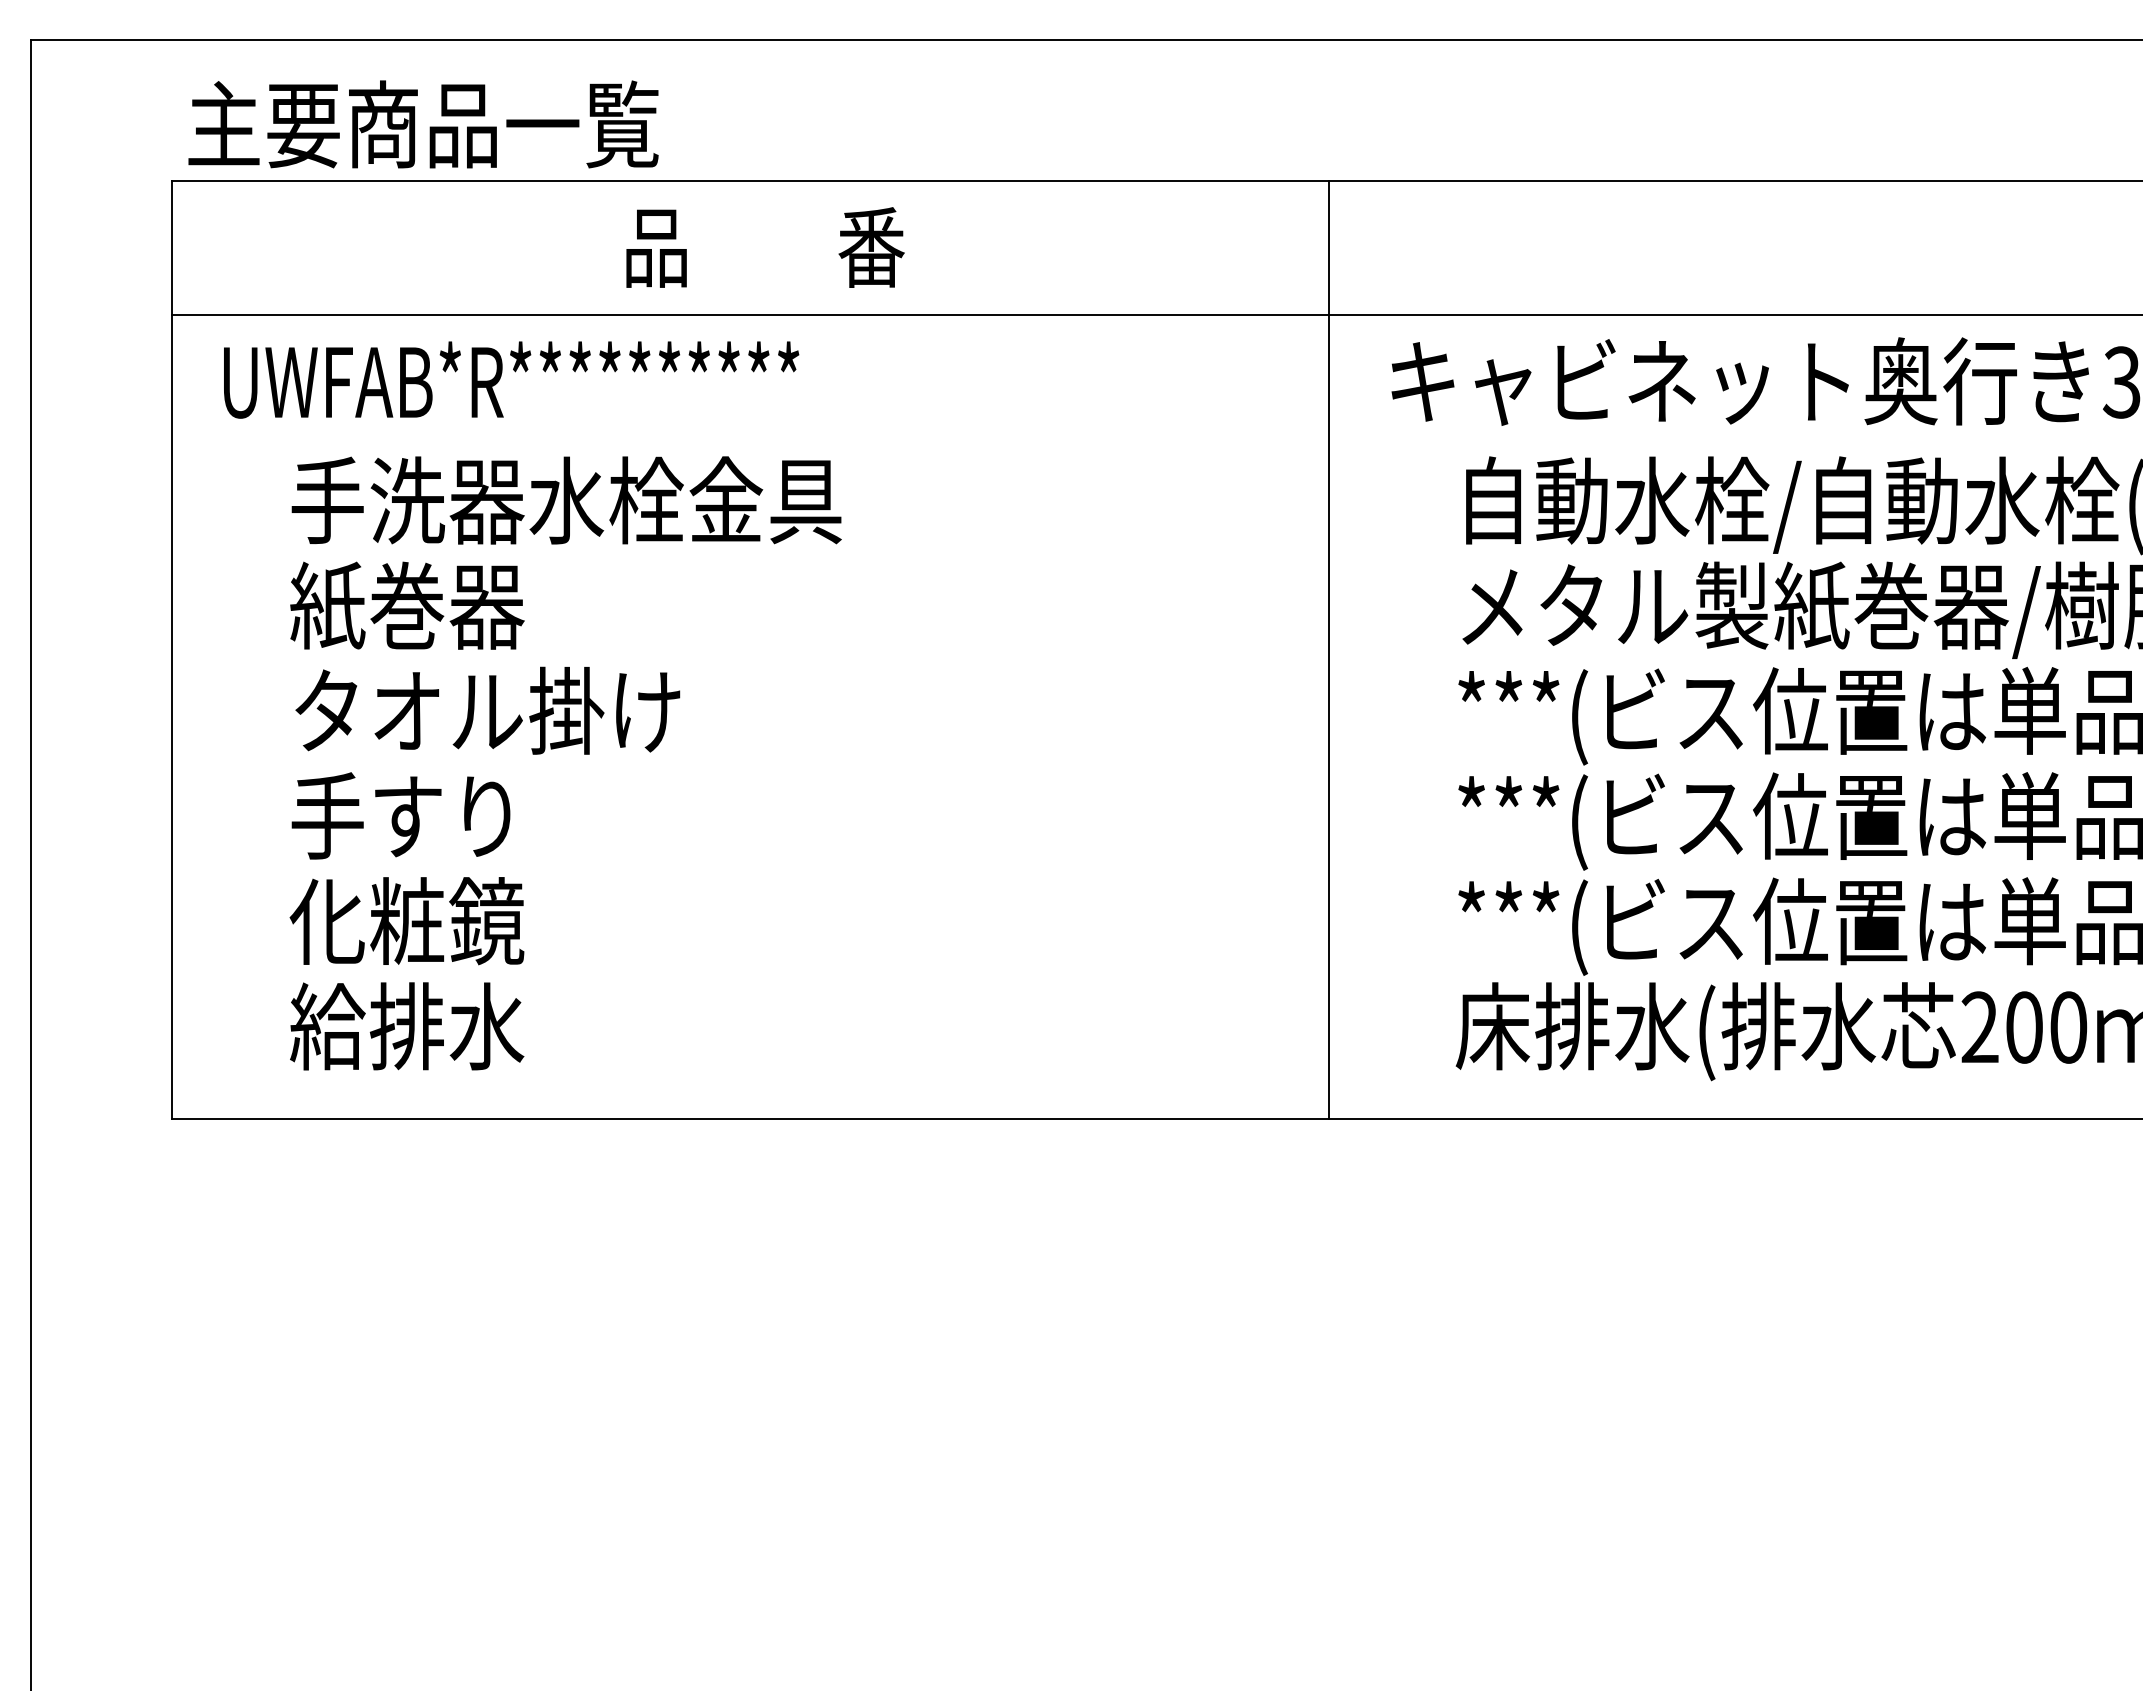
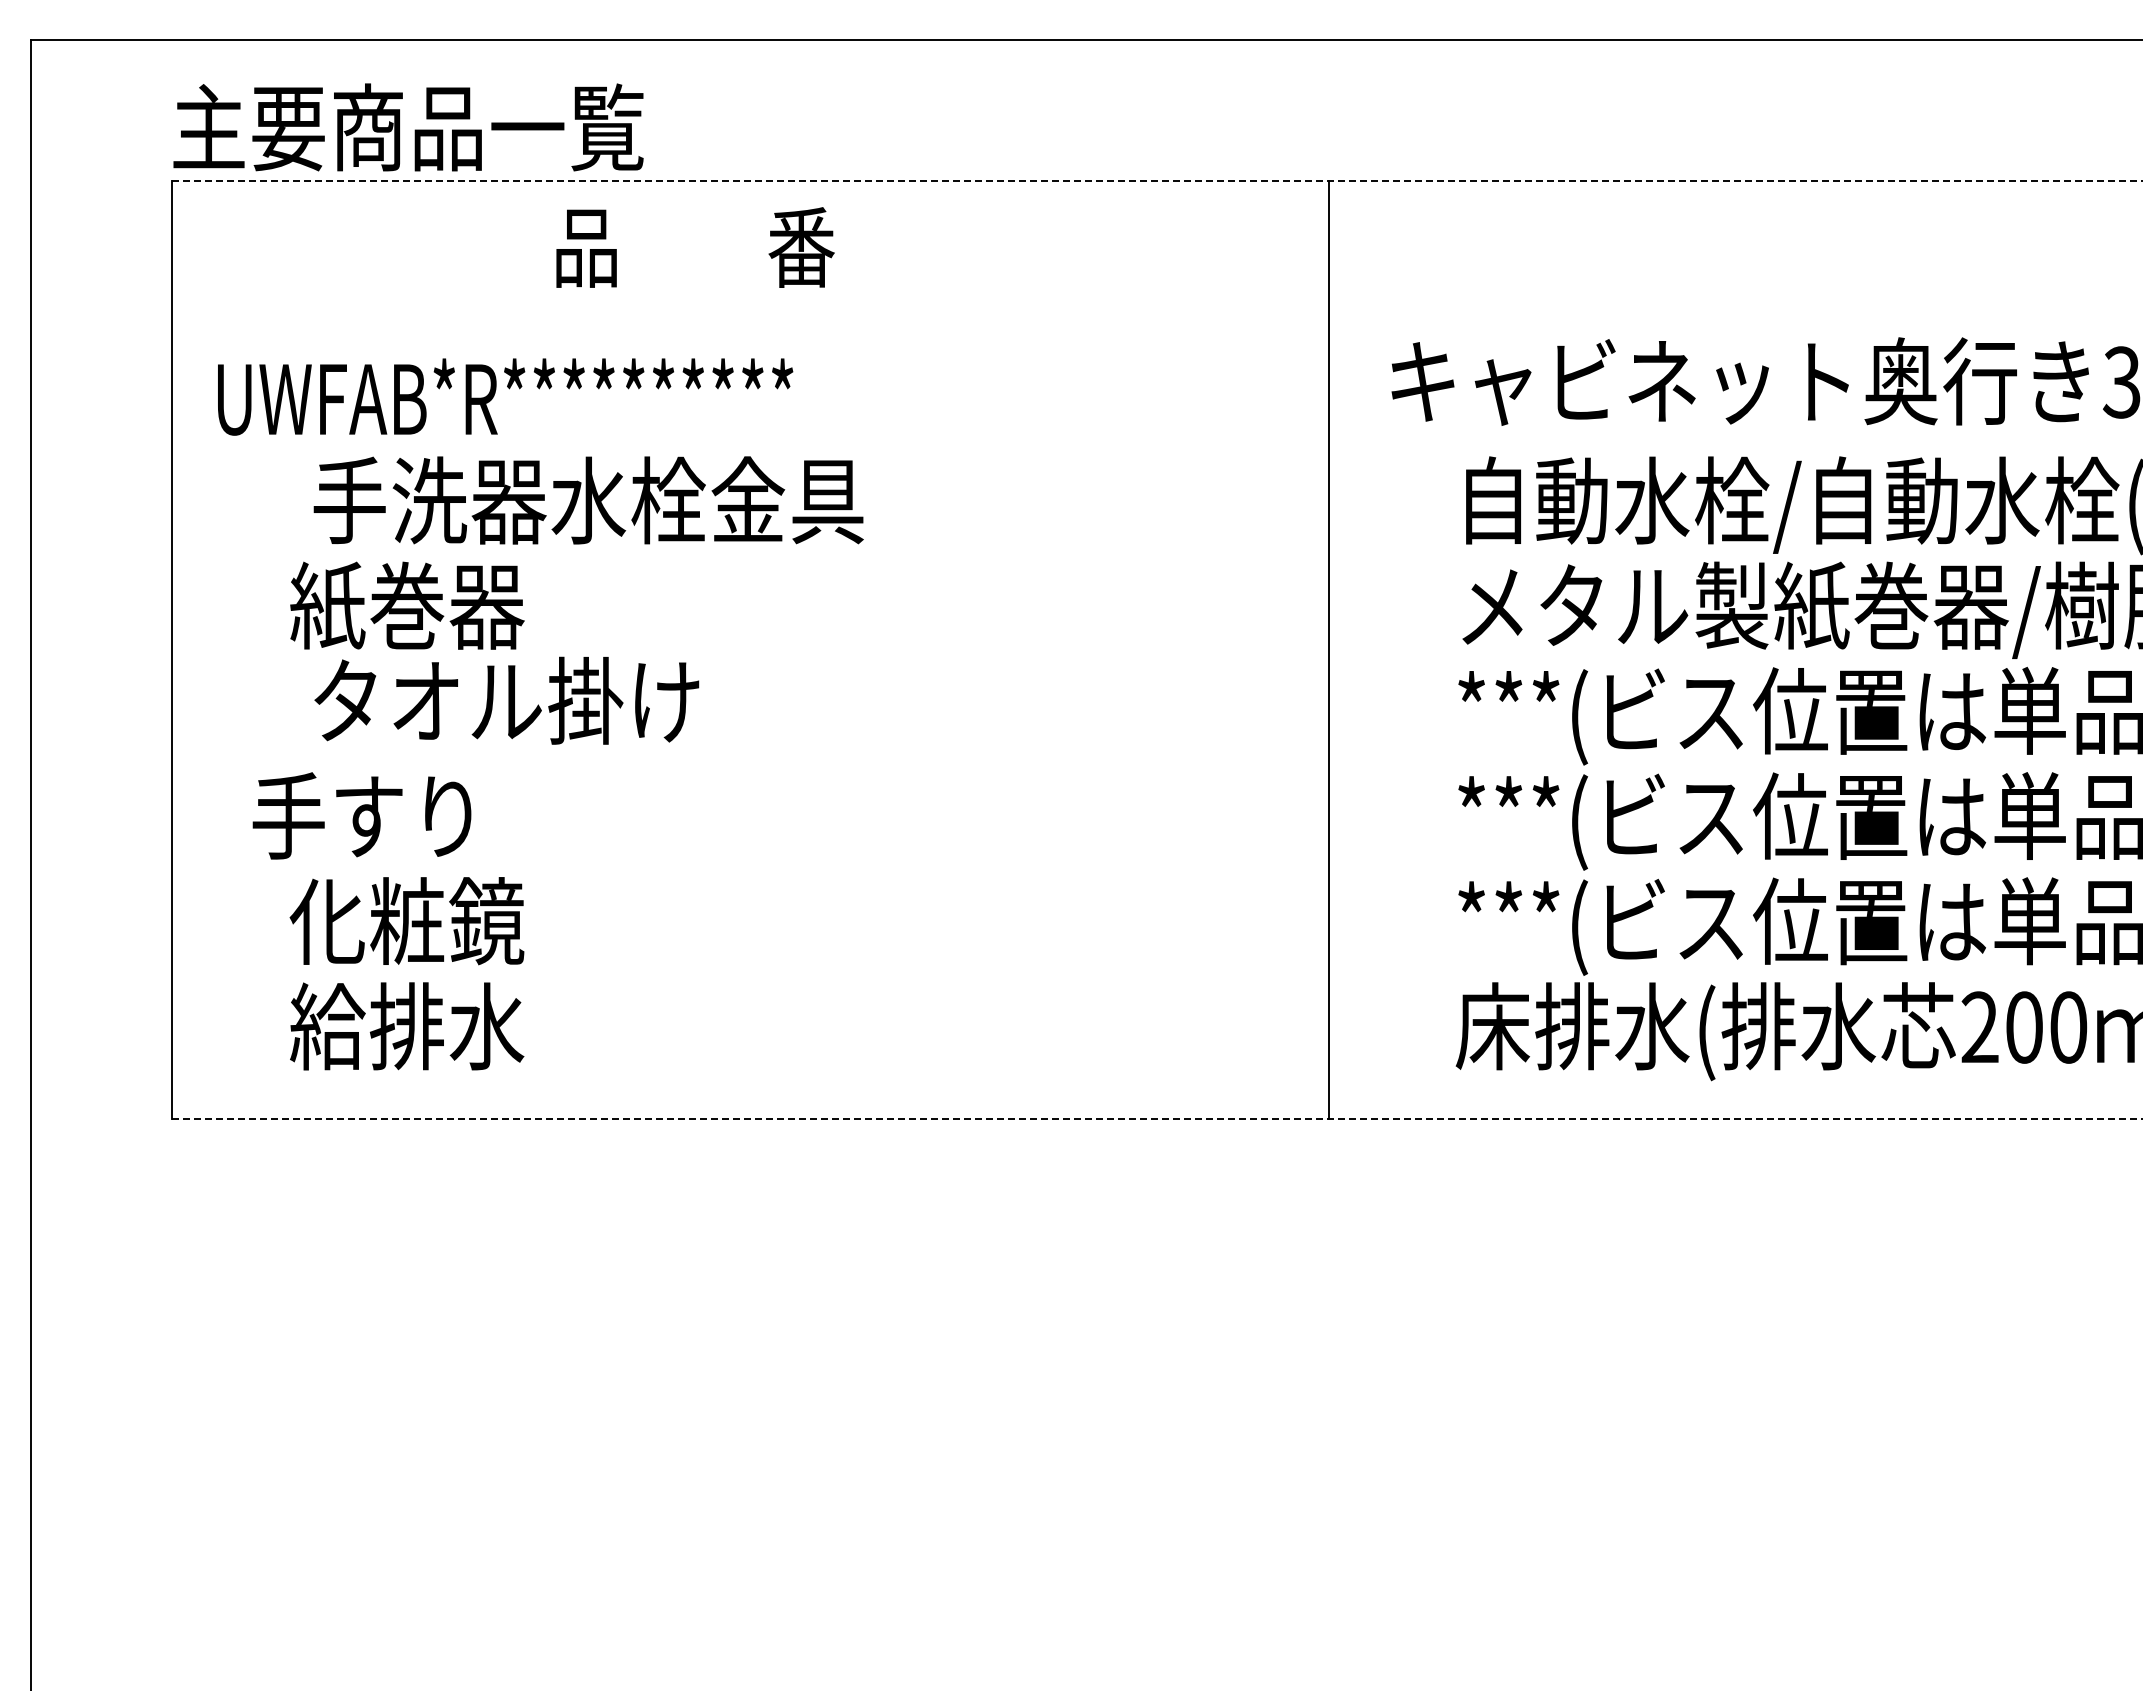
text position: (423, 124) -> (408, 127) (408, 127)
line: solid -> dashed (1157, 180)
text position: (765, 247) -> (695, 247) (695, 247)
line: present -> none (1155, 315)
text position: (511, 379) -> (505, 396) (505, 396)
text position: (566, 500) -> (588, 500) (588, 500)
text position: (487, 710) -> (506, 700) (506, 700)
text position: (400, 815) -> (361, 815) (361, 815)
line: solid -> dashed (1157, 1118)
